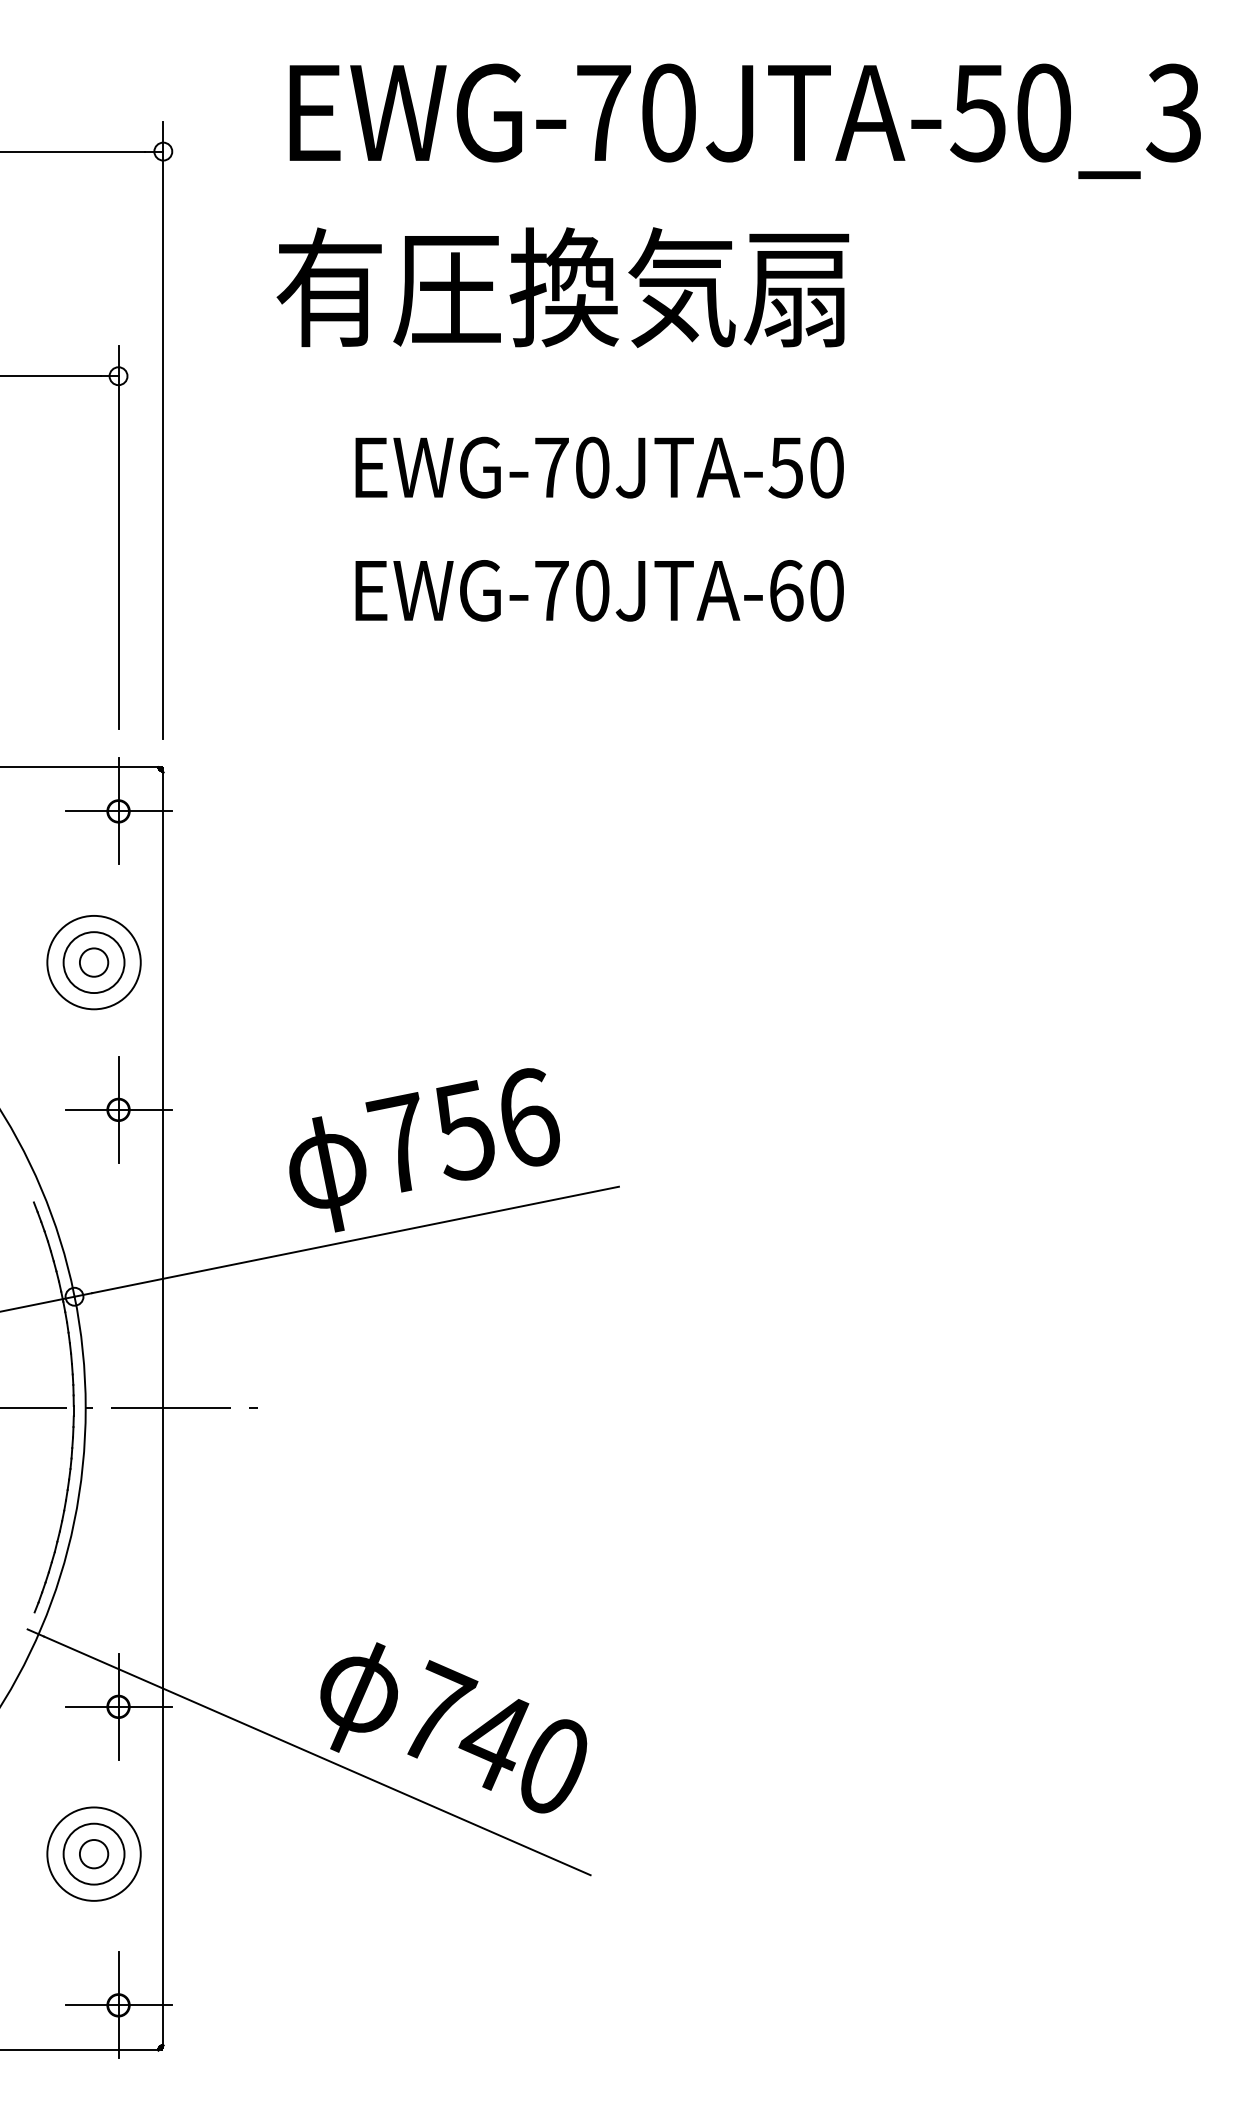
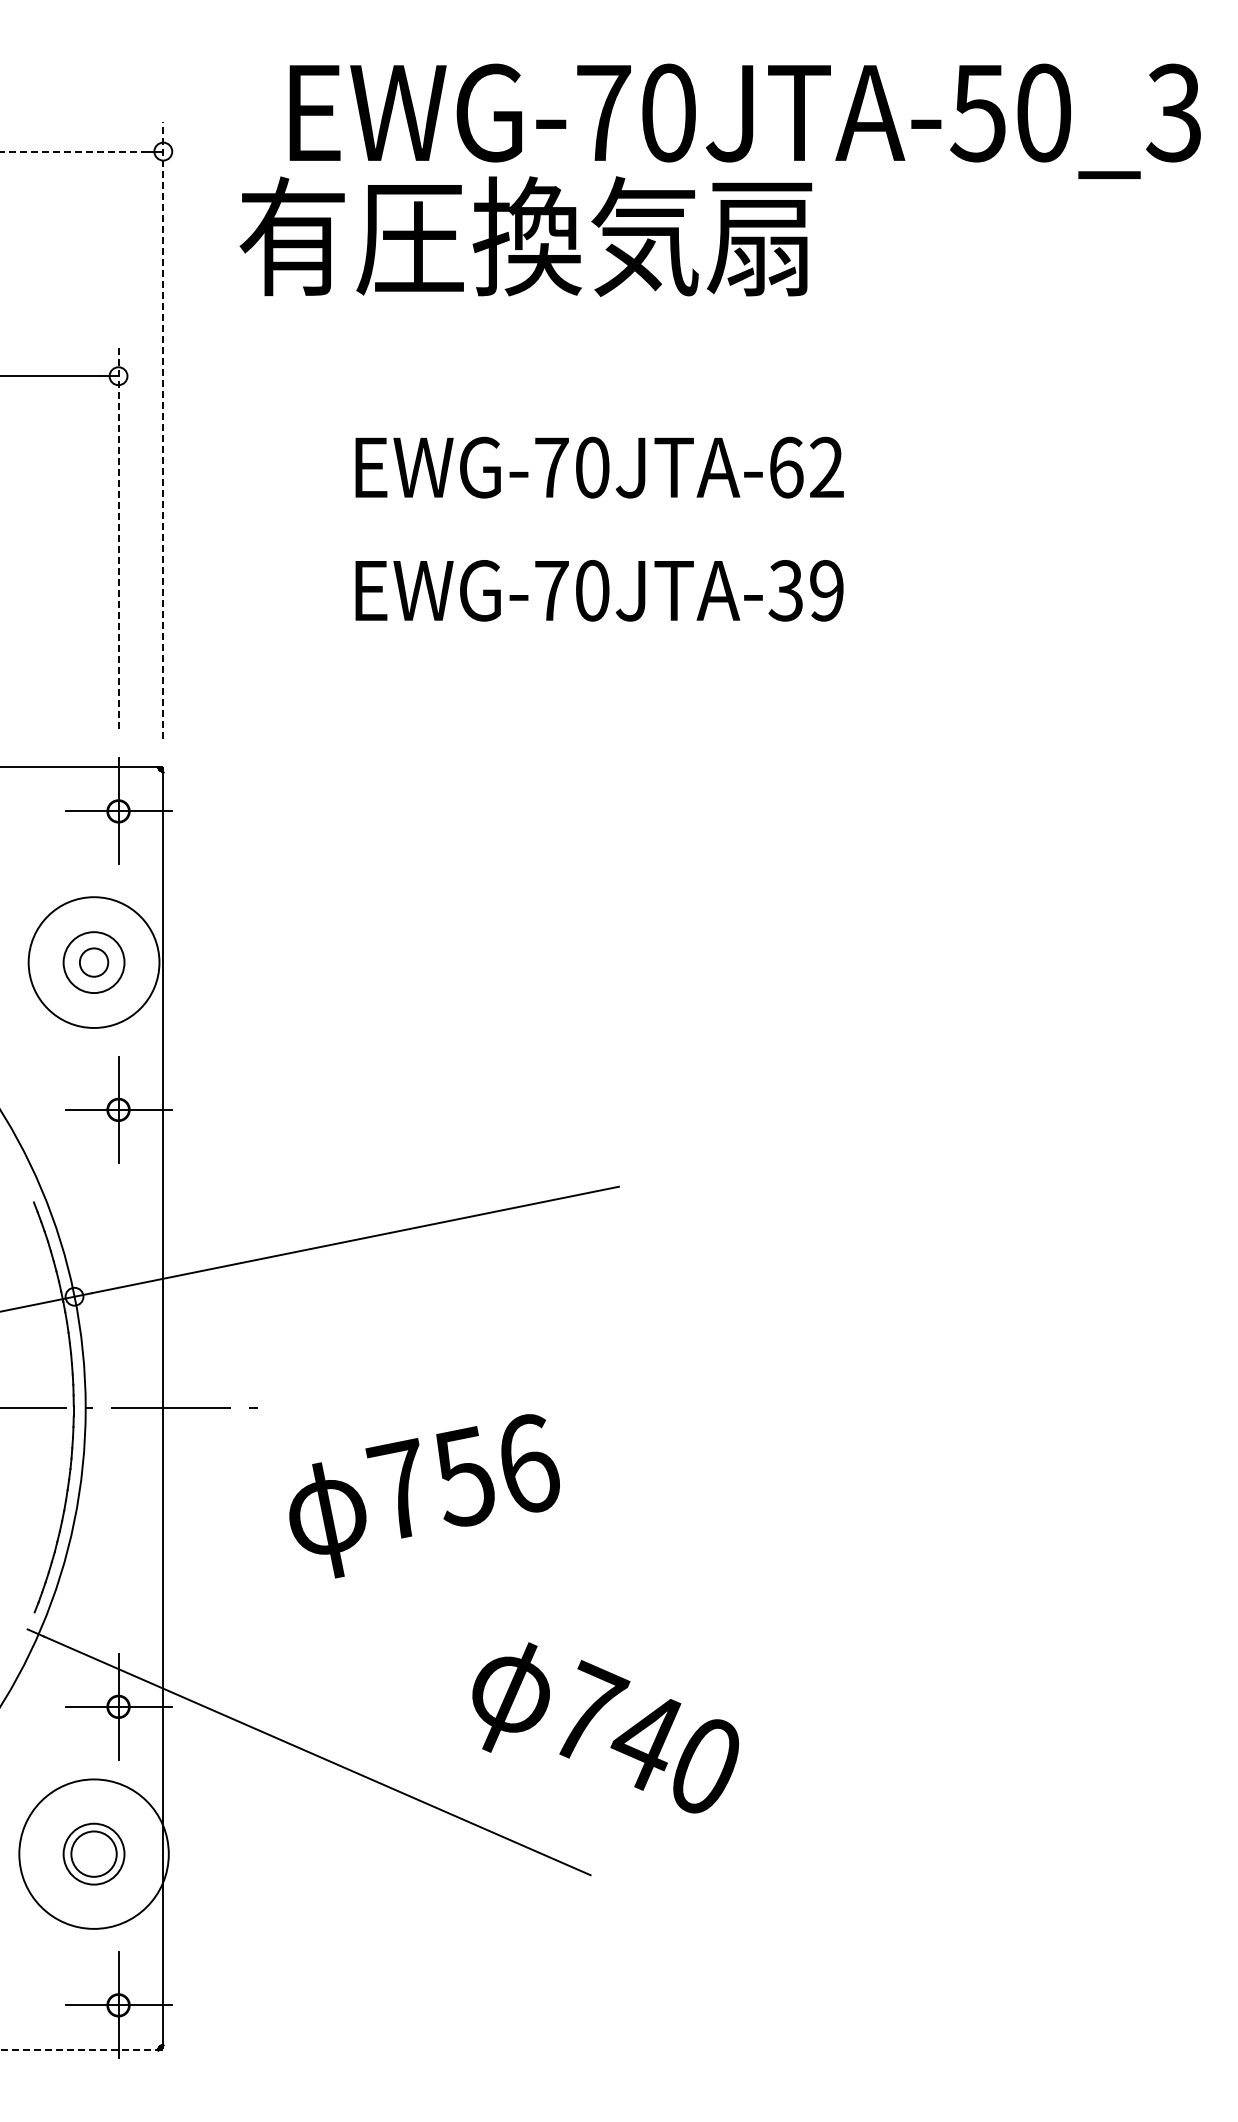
line: solid -> dashed (73, 151)
text position: (562, 287) -> (525, 236) (525, 236)
line: solid -> dashed (163, 429)
text: EWG-70JTA-50 -> EWG-70JTA-62 (805, 467)
line: solid -> dashed (118, 536)
text: EWG-70JTA-60 -> EWG-70JTA-39 (805, 590)
circle diameter: 93 px -> 131 px (93, 962)
text position: (424, 1150) -> (424, 1496) (424, 1496)
text position: (453, 1727) -> (605, 1727) (605, 1727)
circle diameter: 93 px -> 149 px (93, 1853)
circle diameter: 28 px -> 45 px (93, 1853)
line: solid -> dashed (80, 2050)
